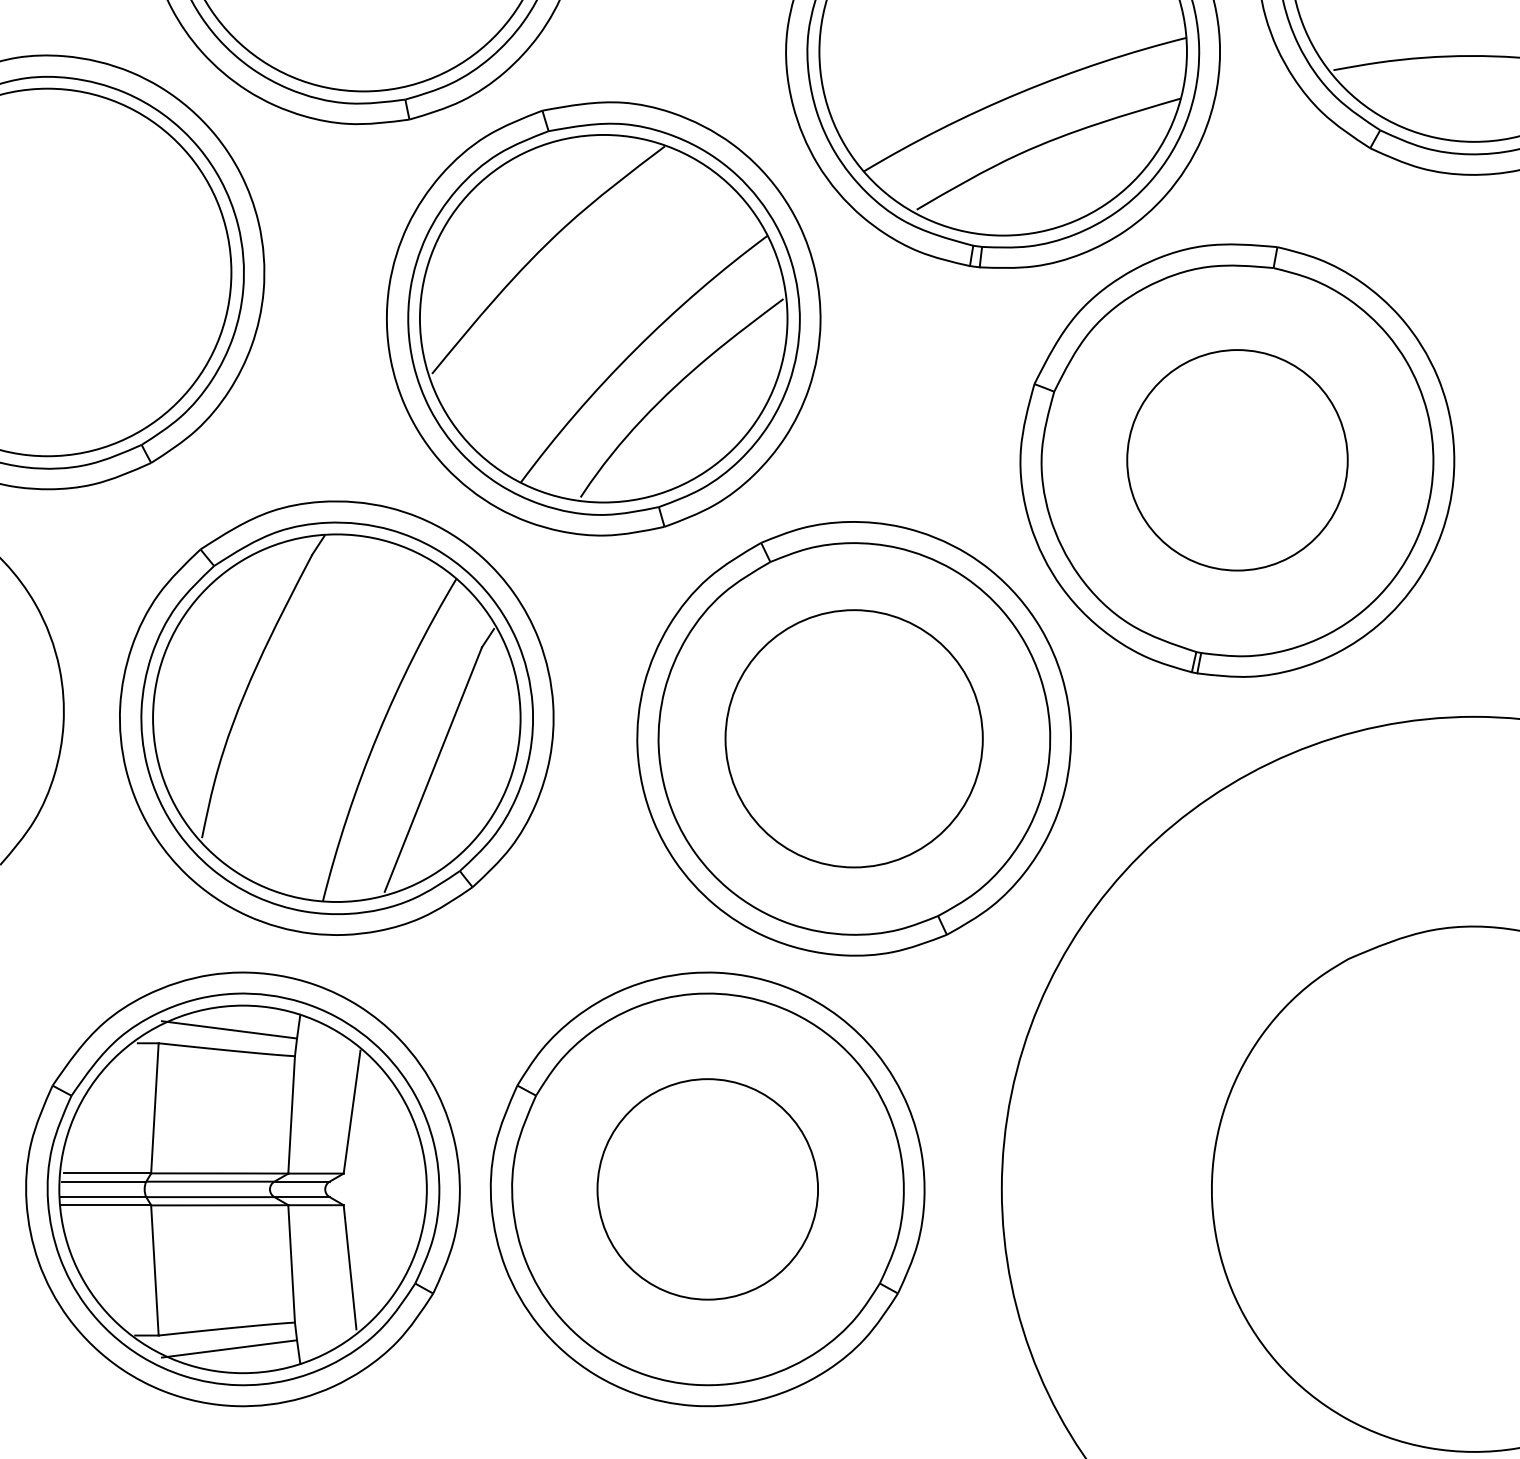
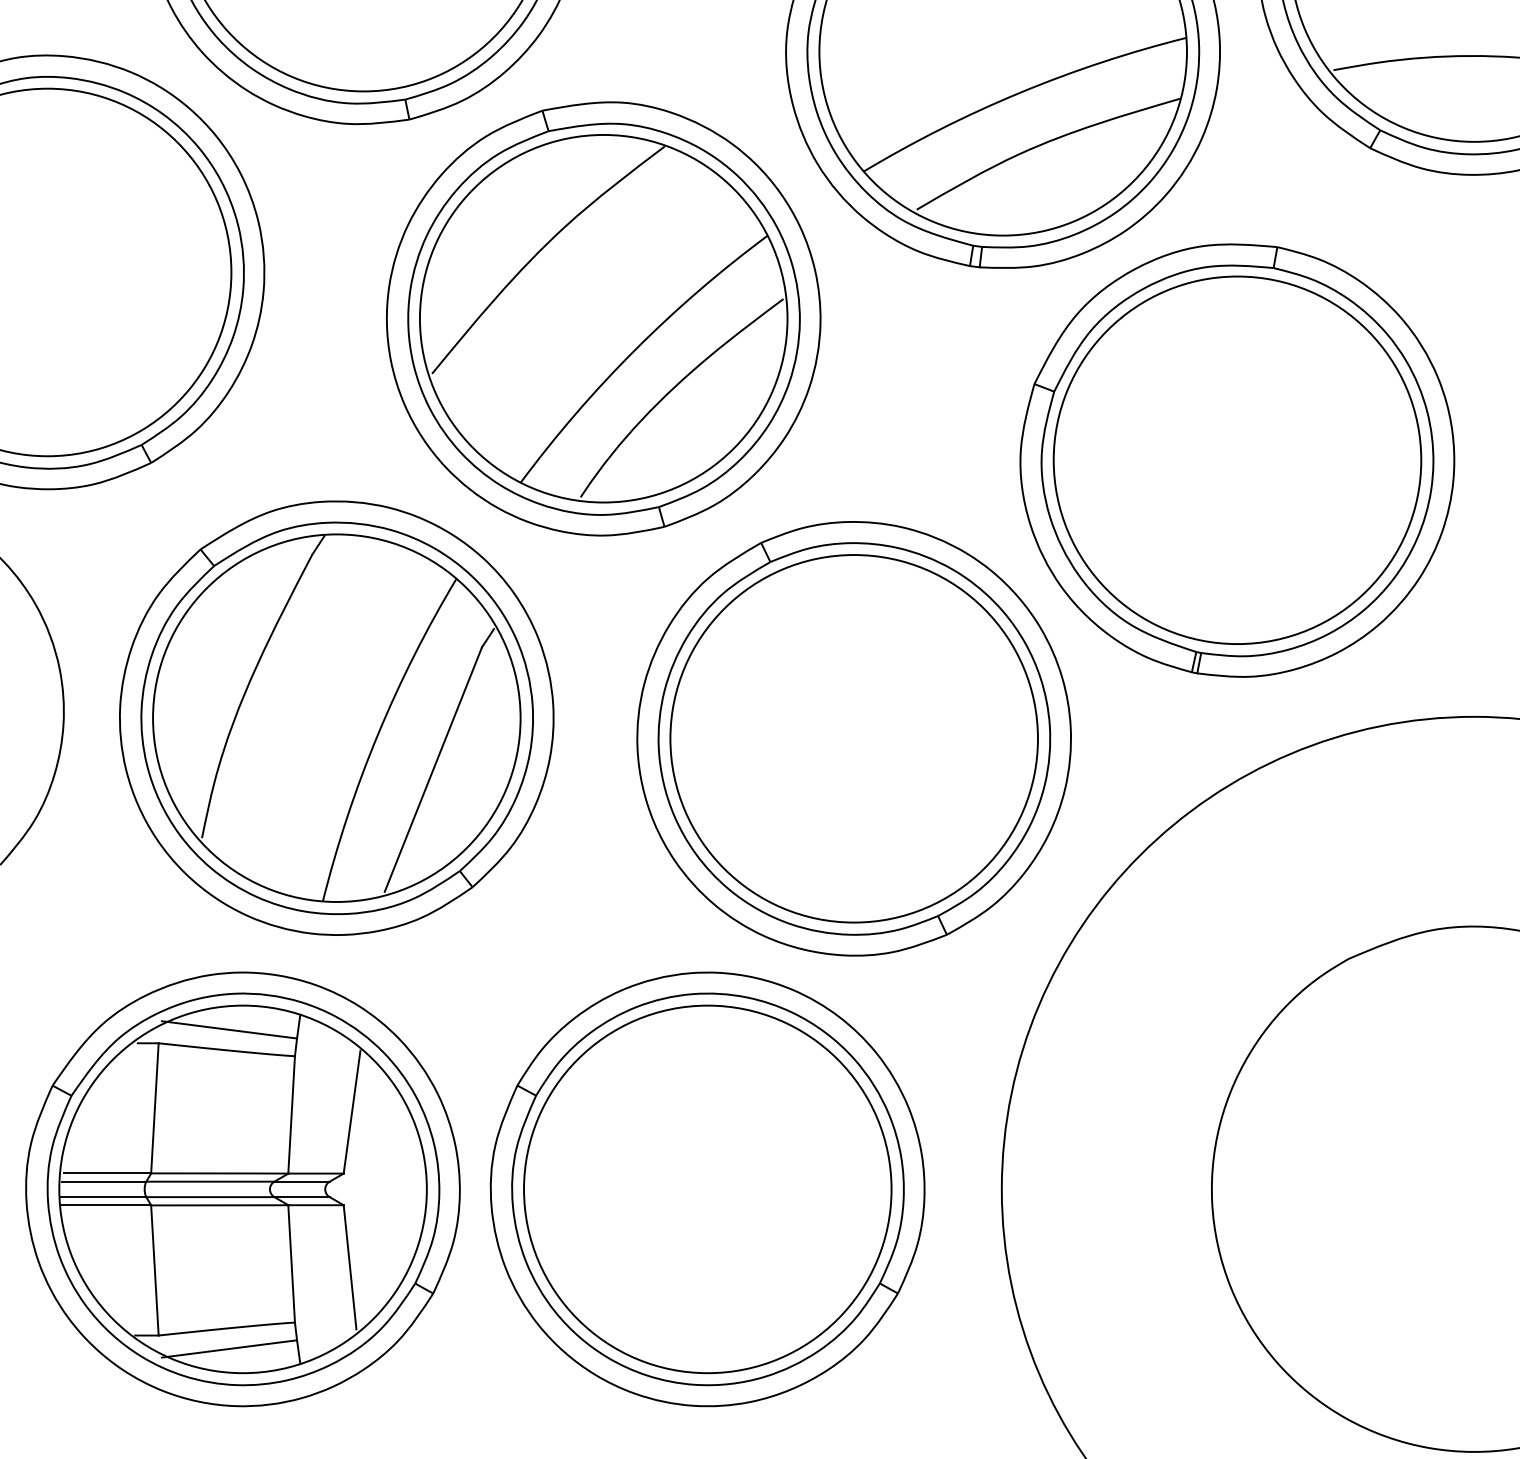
circle diameter: 221 px -> 368 px (1237, 460)
circle diameter: 257 px -> 368 px (853, 738)
circle diameter: 221 px -> 368 px (707, 1189)
